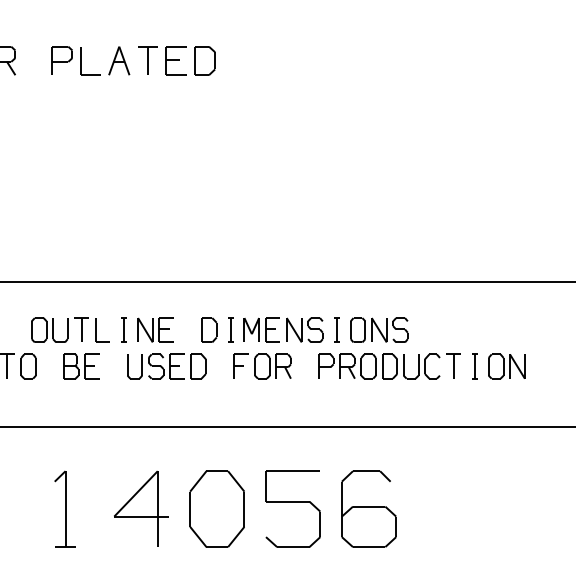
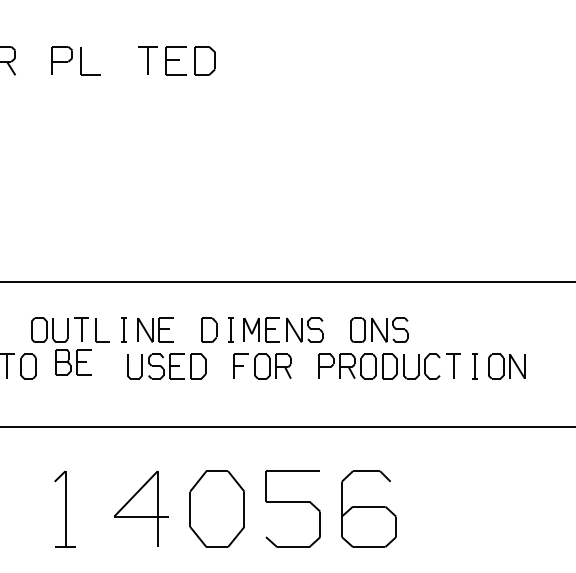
part: present -> none (119, 60)
part: present -> none (336, 329)
part position: (81, 366) -> (73, 362) (73, 362)
